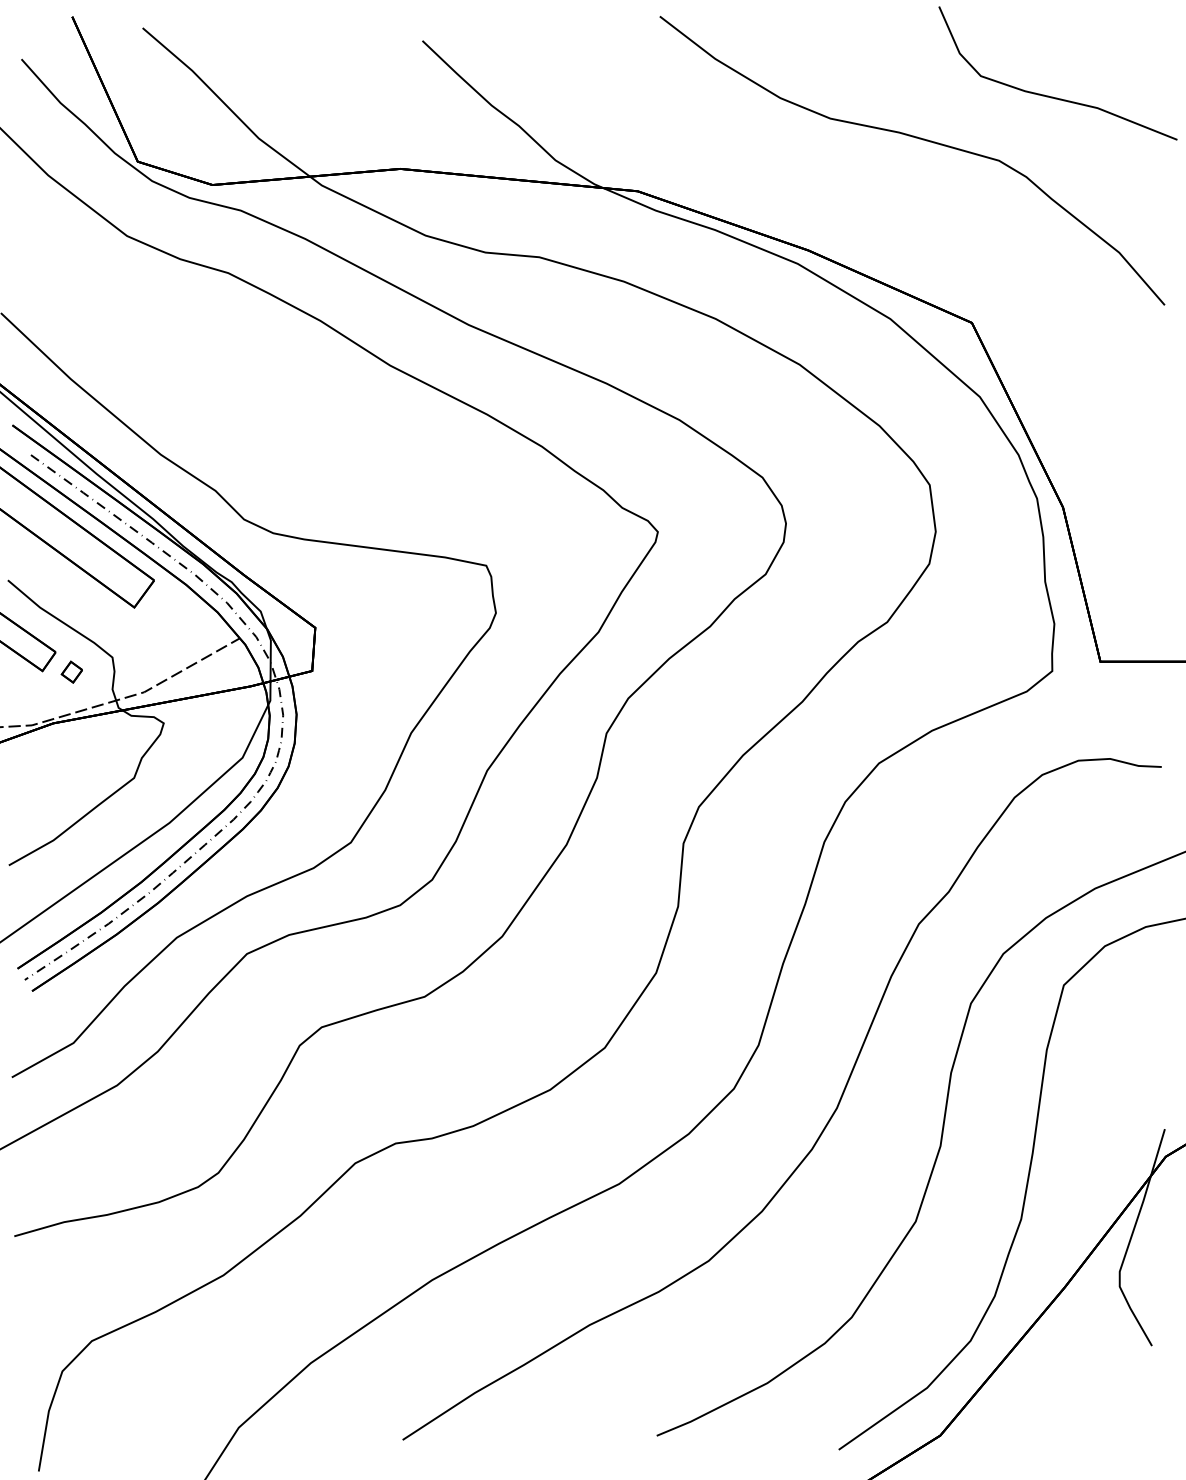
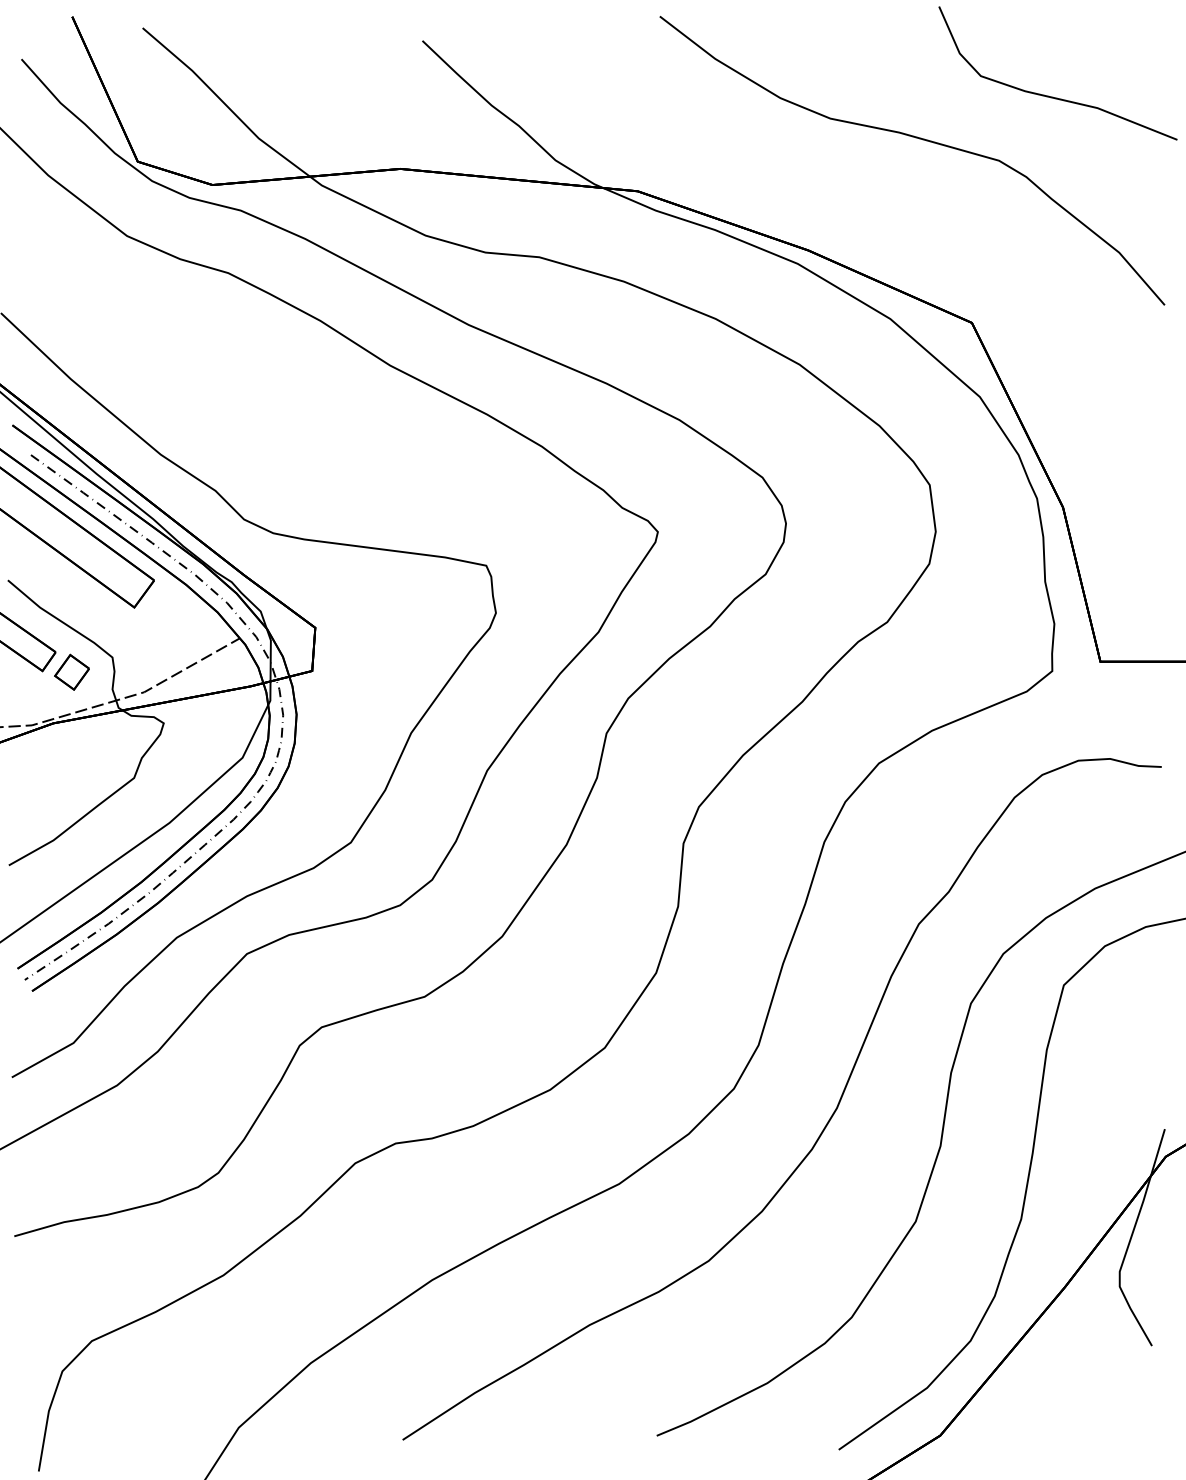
part size: 23x24 px -> 36x38 px (71, 671)
